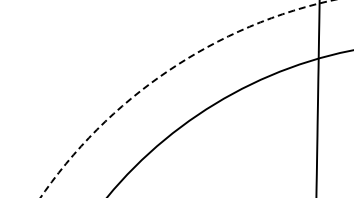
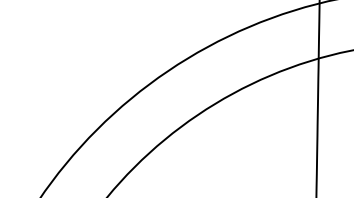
circle: dashed -> solid (186, 98)
